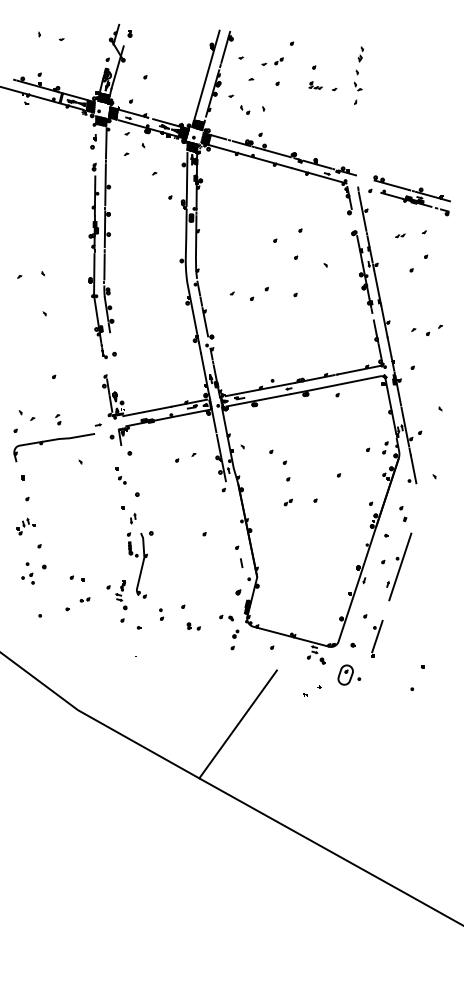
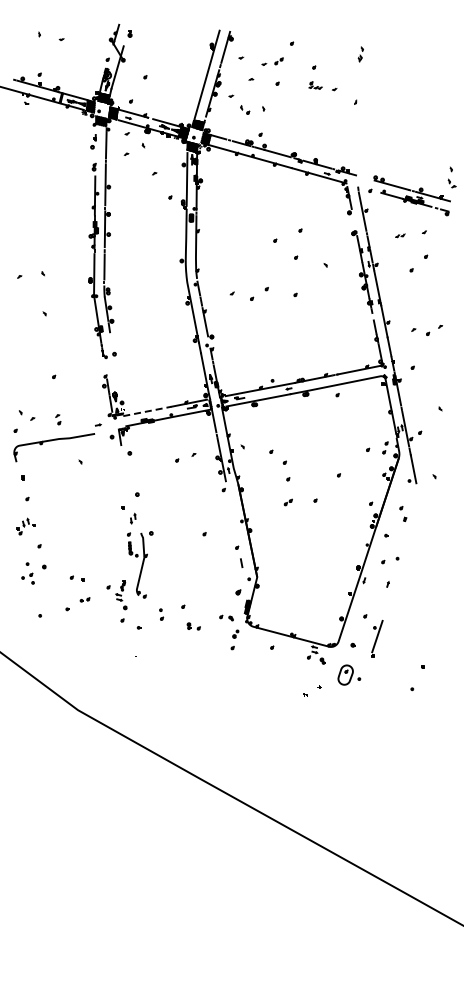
part position: (357, 80) -> (451, 177) (451, 177)
line: solid -> dashed (147, 411)
part: present -> none (120, 475)
line: present -> none (400, 566)
line: present -> none (237, 724)
